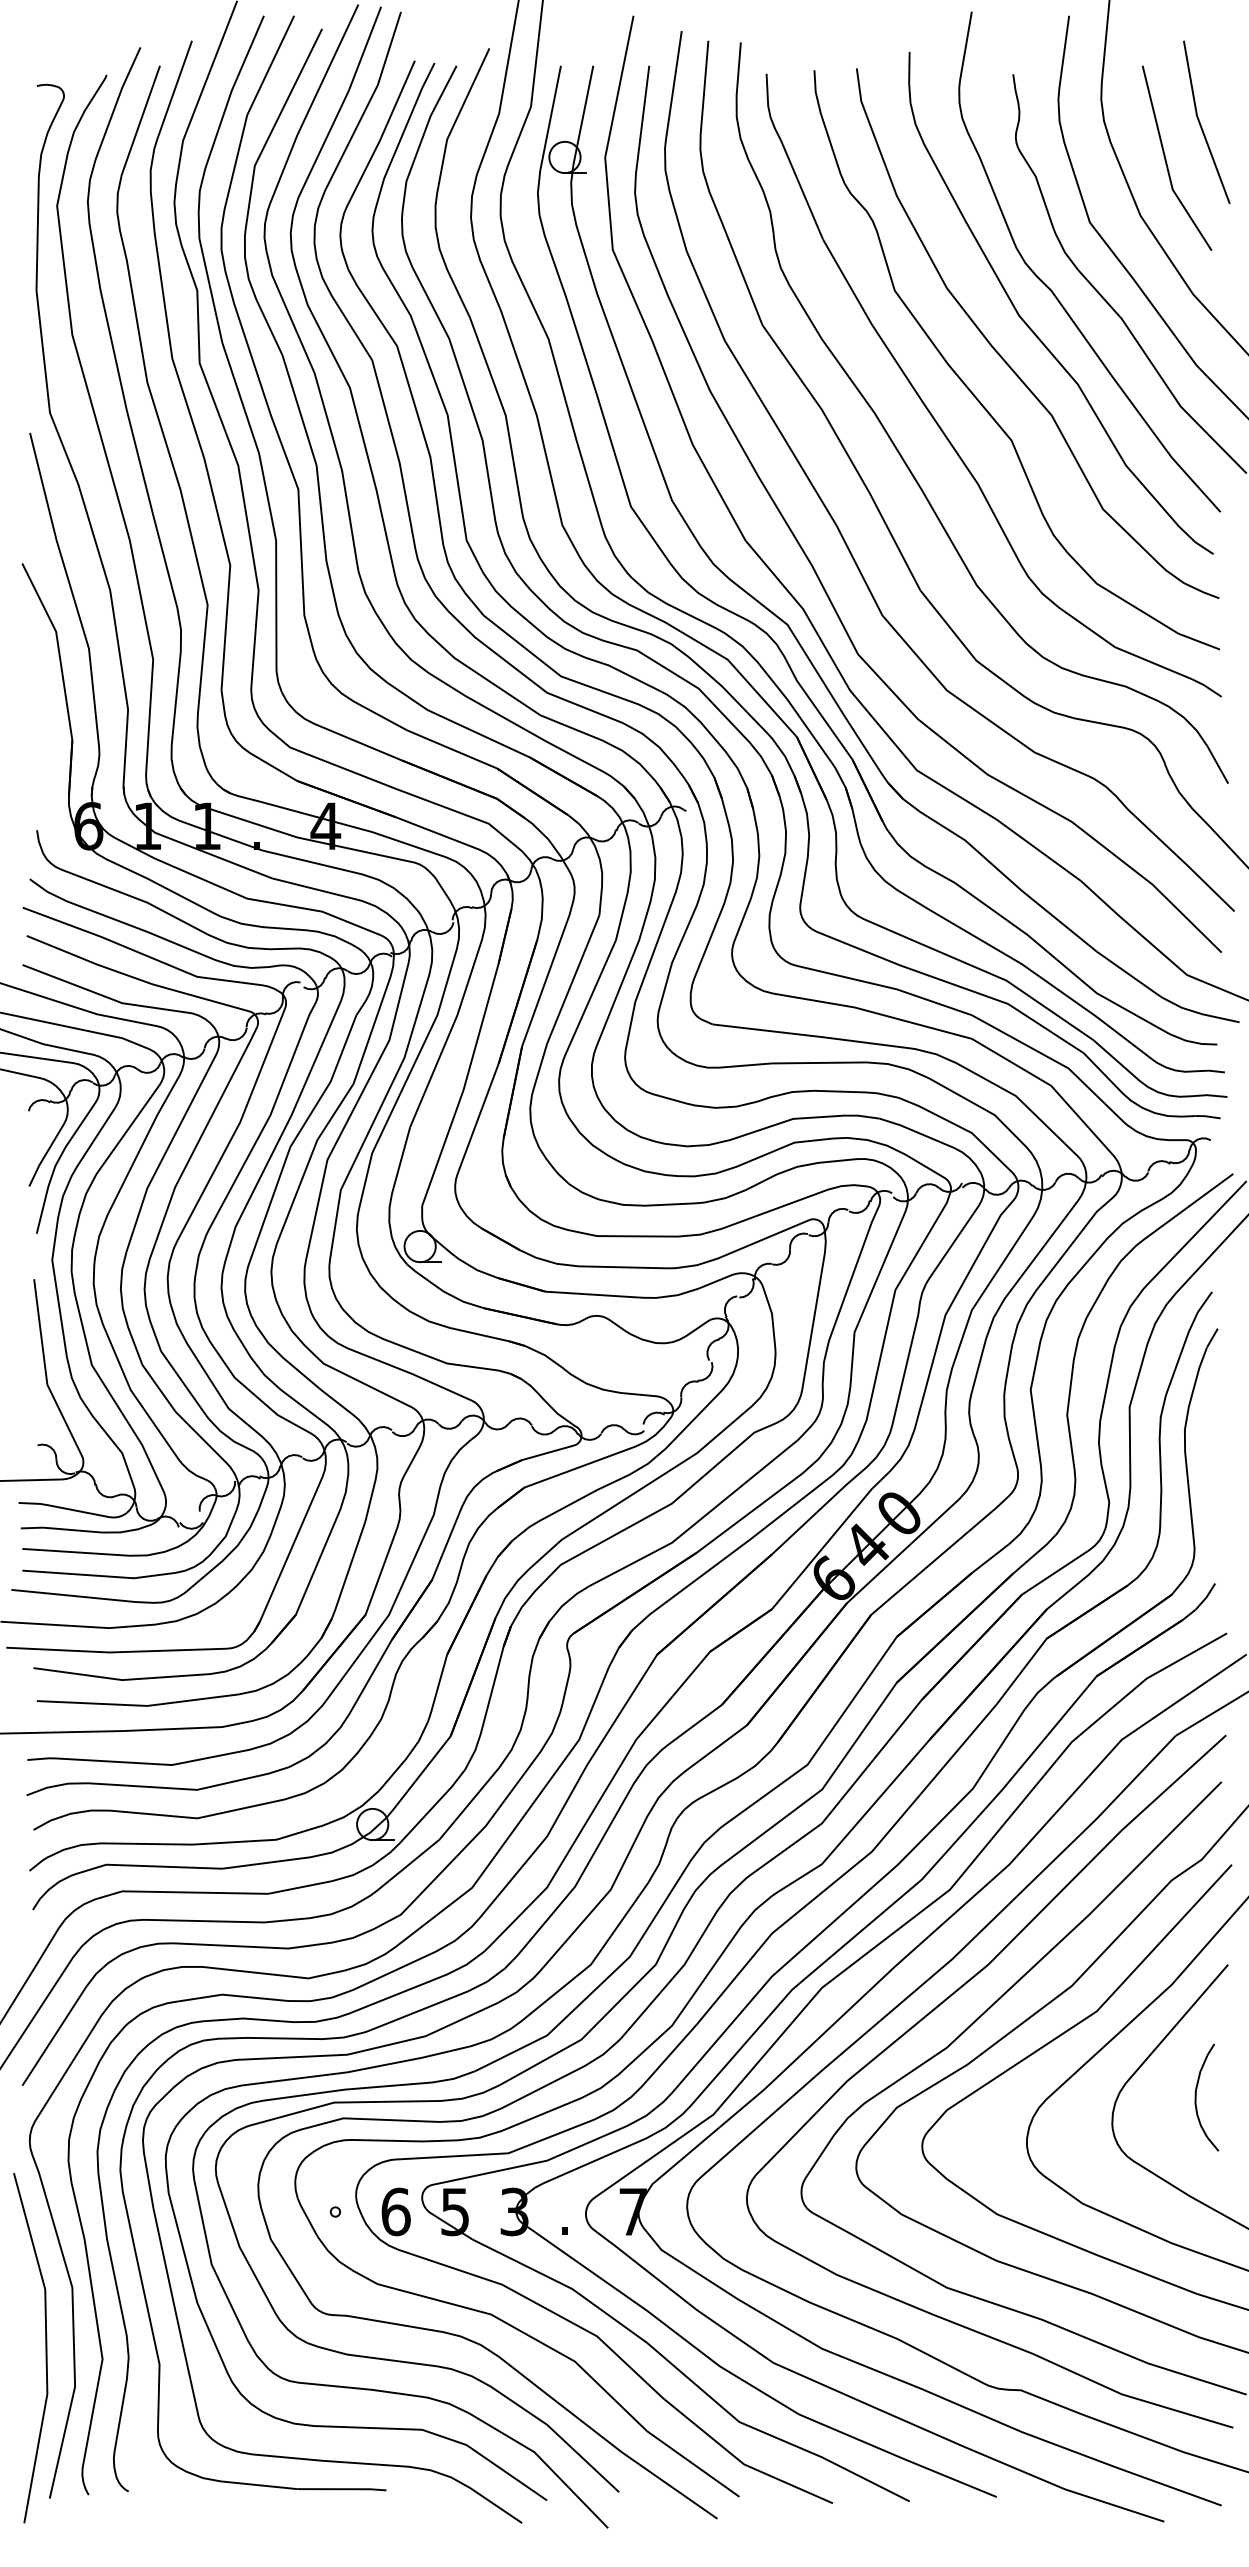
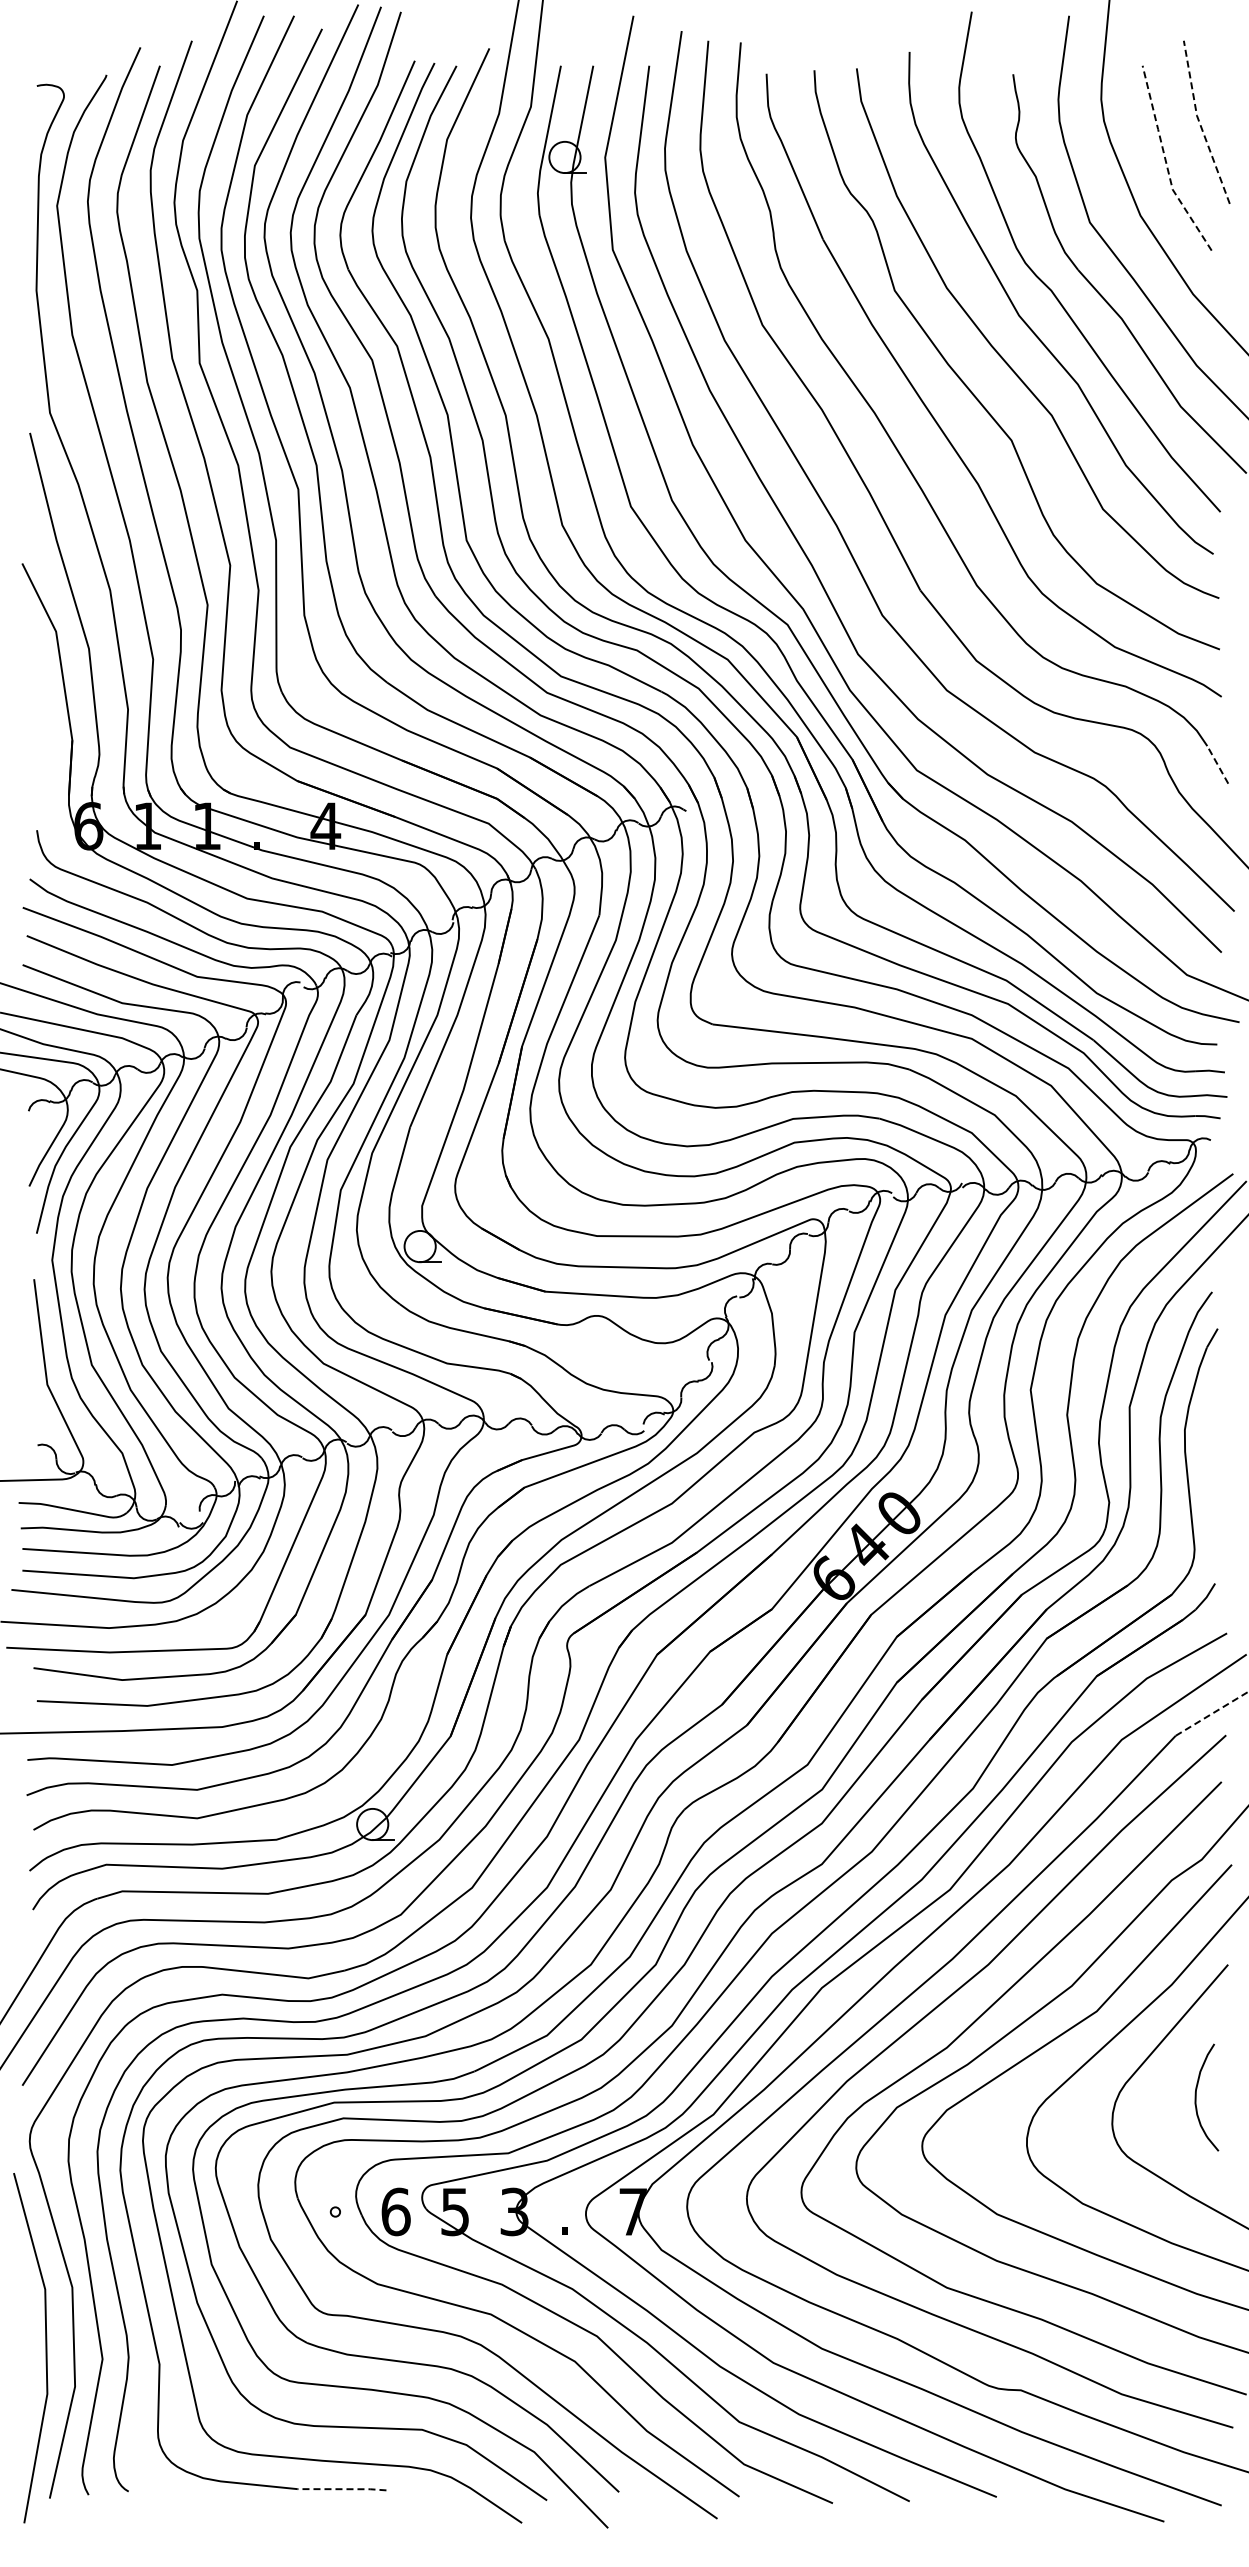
line: solid -> dashed (1199, 123)
line: solid -> dashed (1166, 162)
line: solid -> dashed (1217, 764)
line: solid -> dashed (1212, 1713)
line: solid -> dashed (342, 2489)
